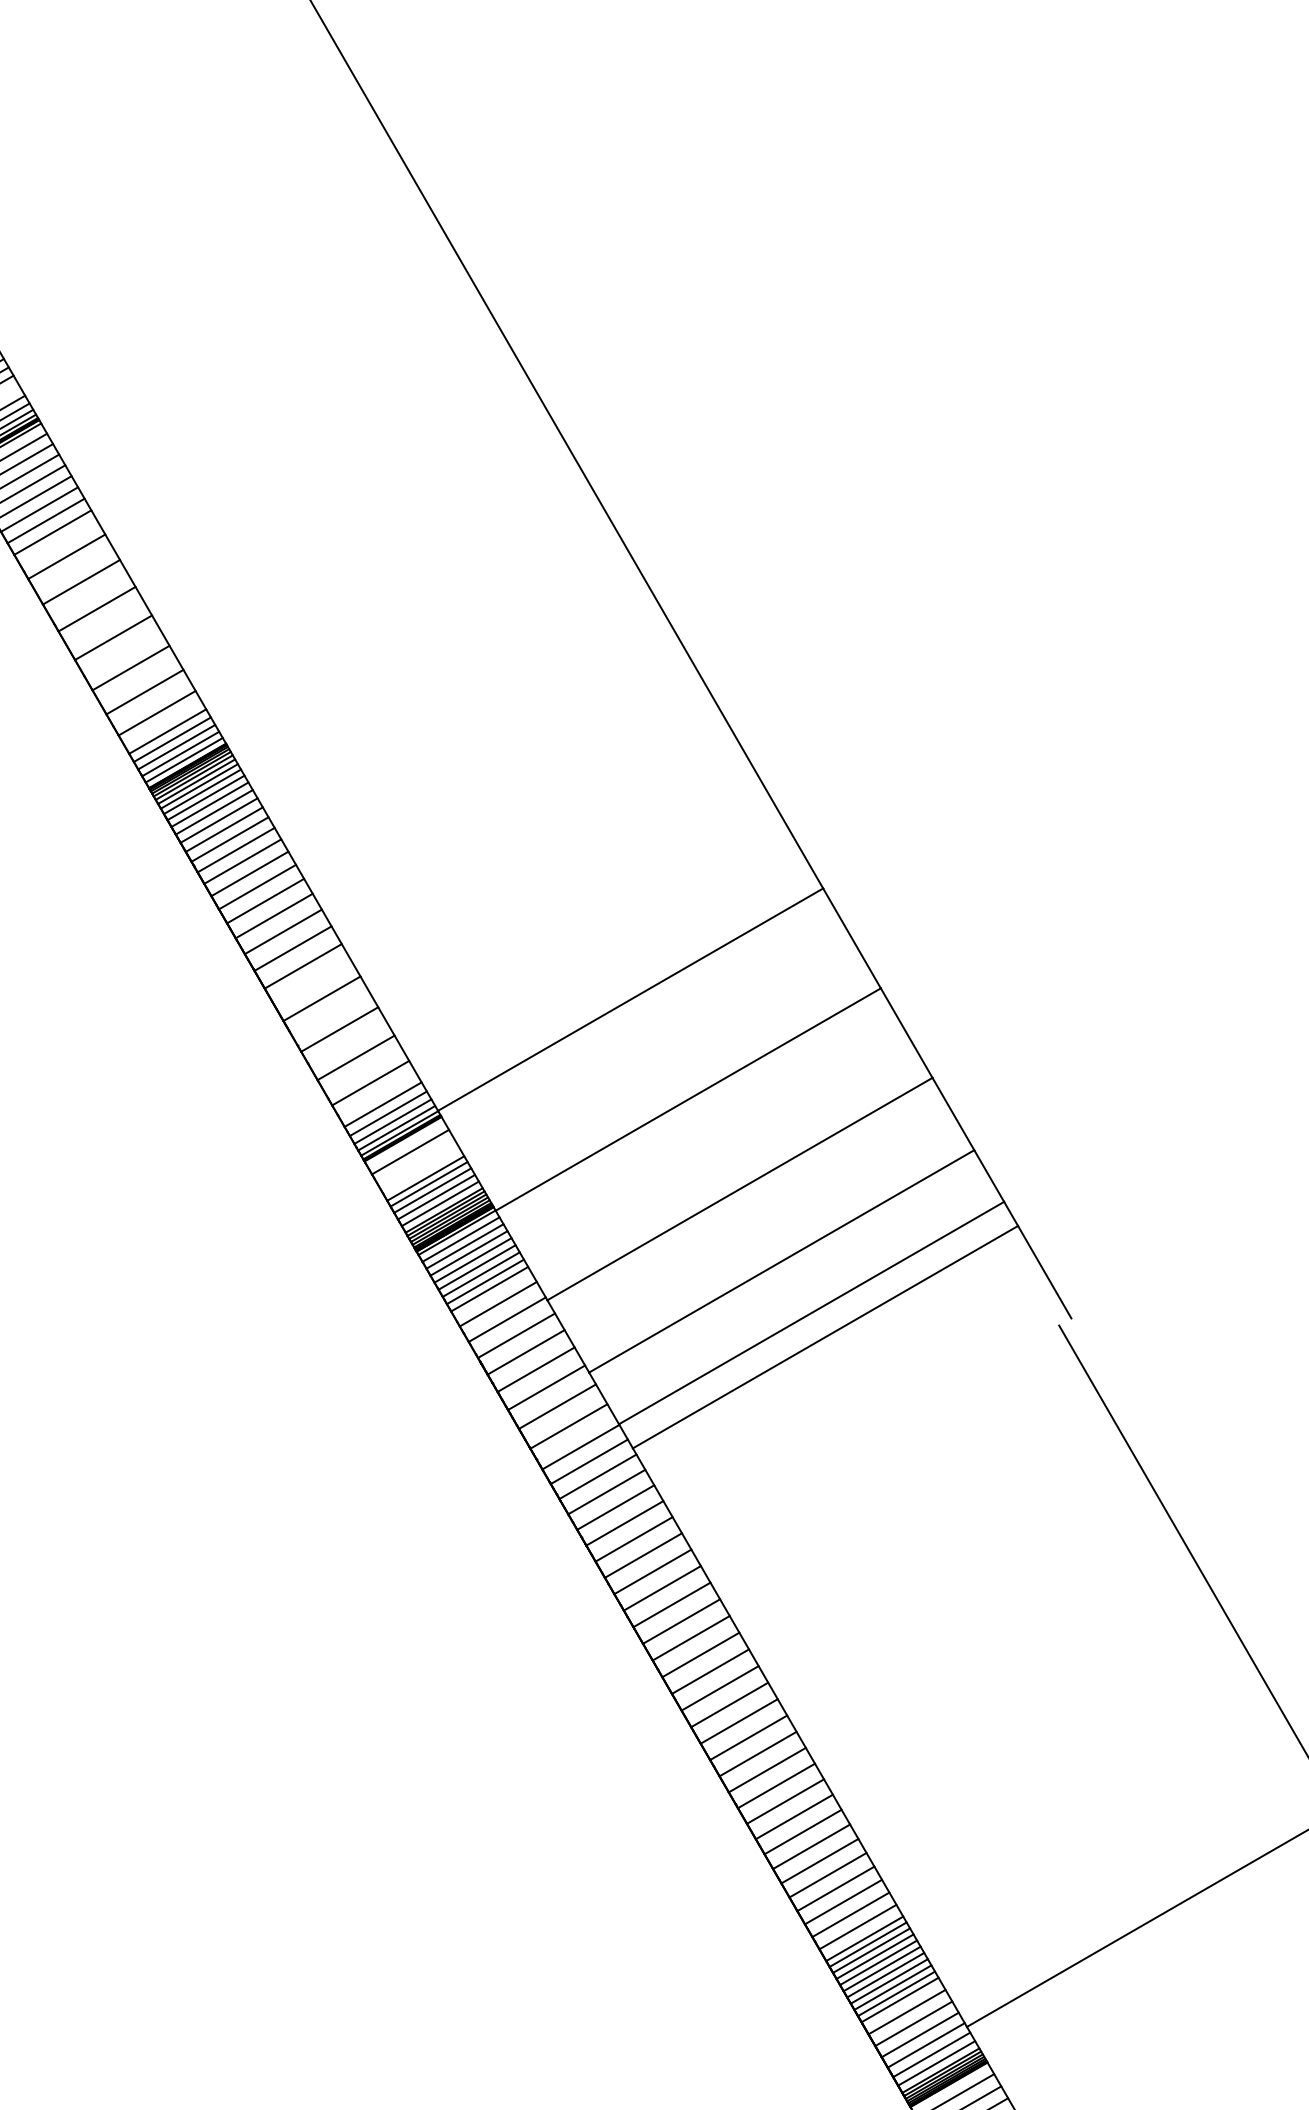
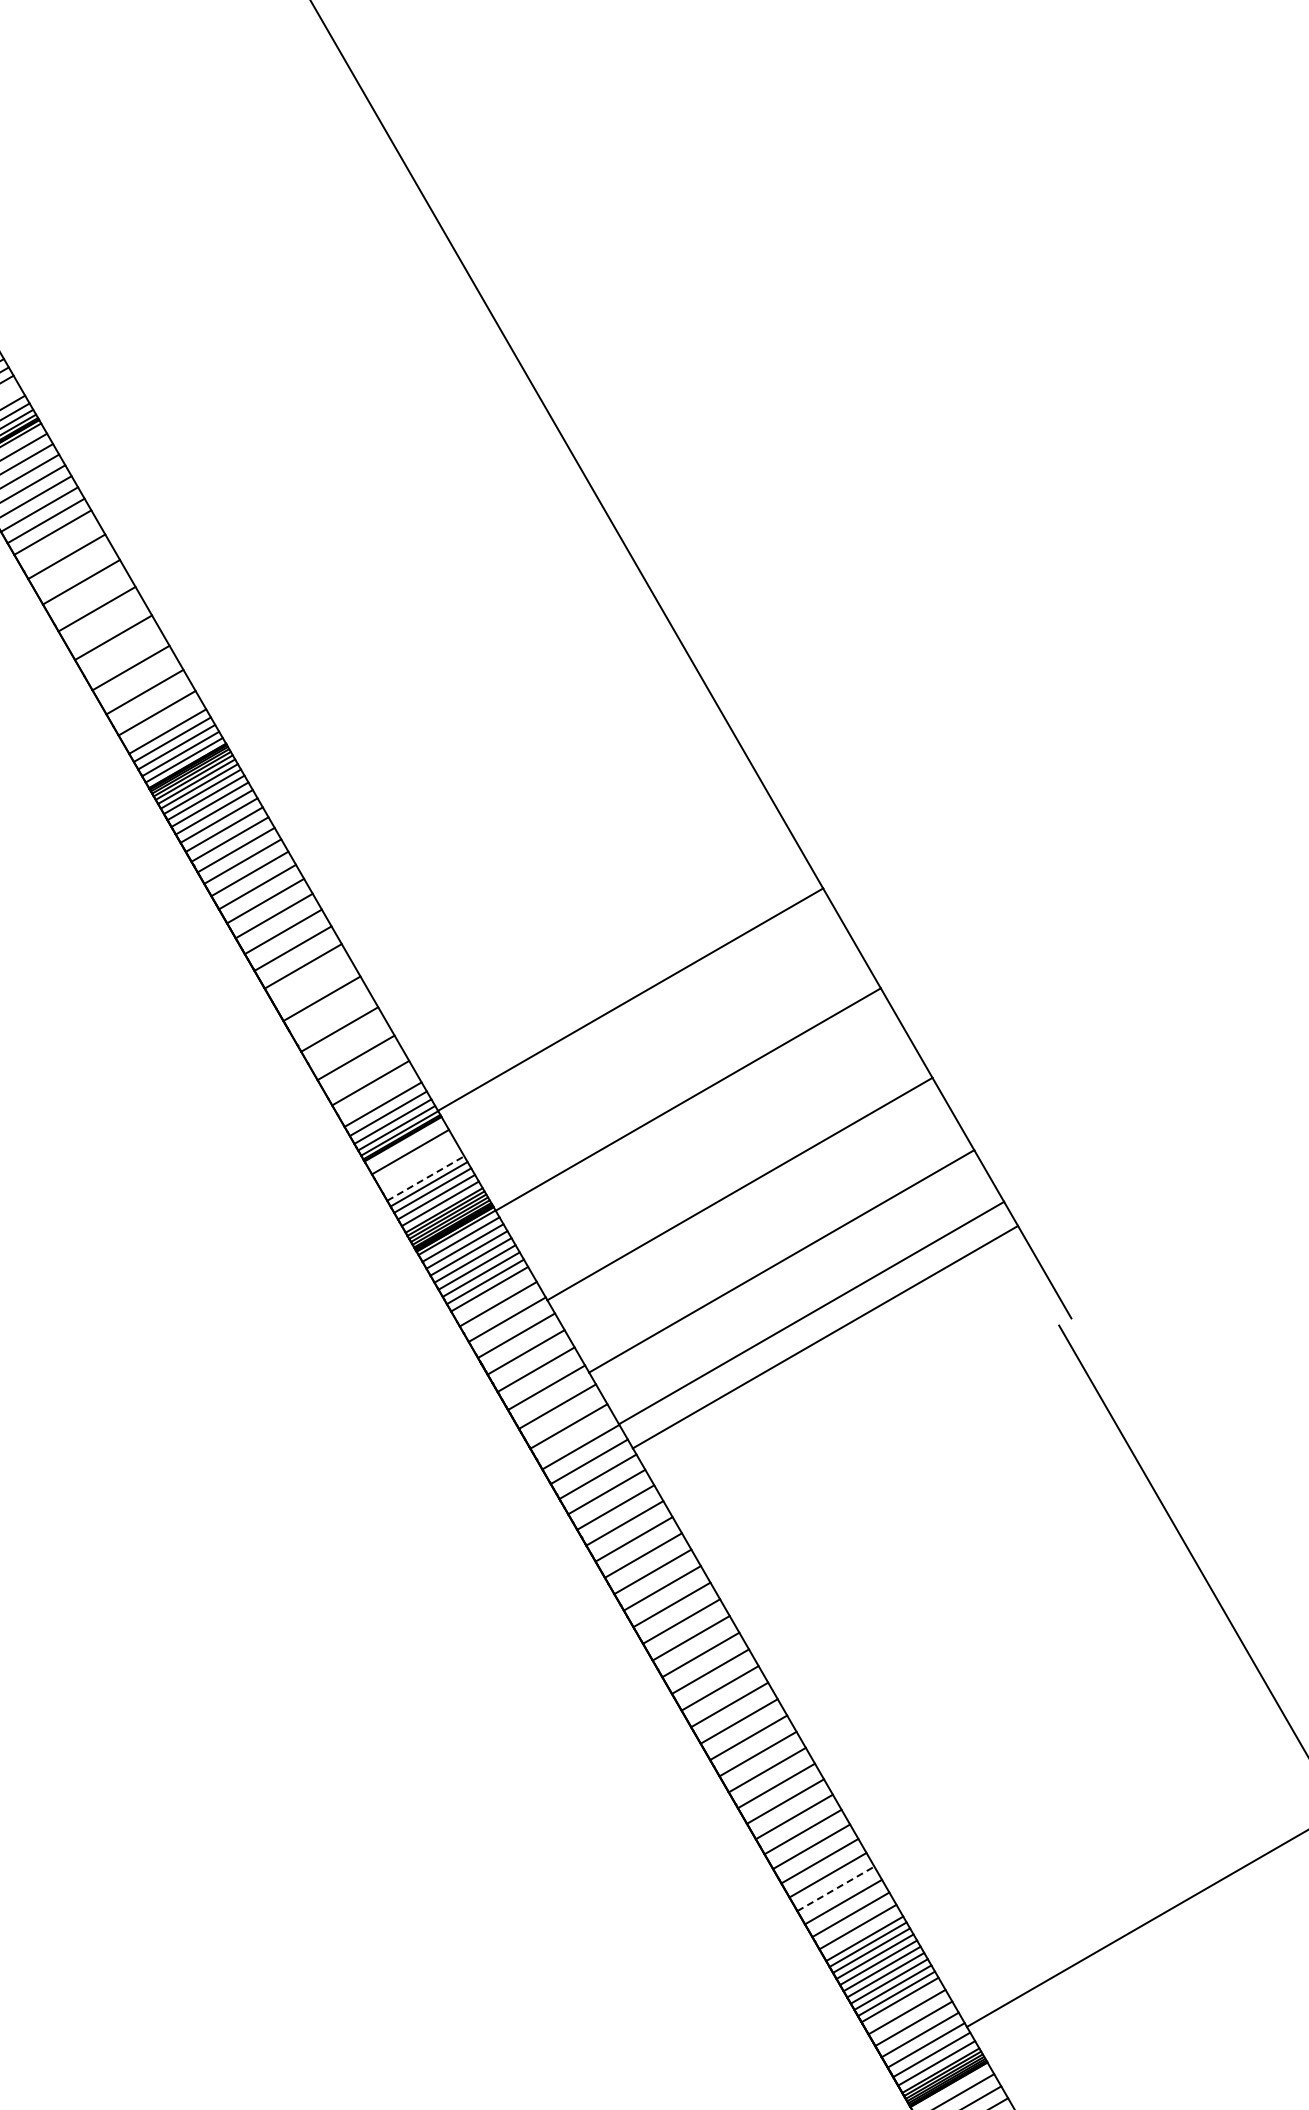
line: solid -> dashed (426, 1178)
line: solid -> dashed (836, 1888)
